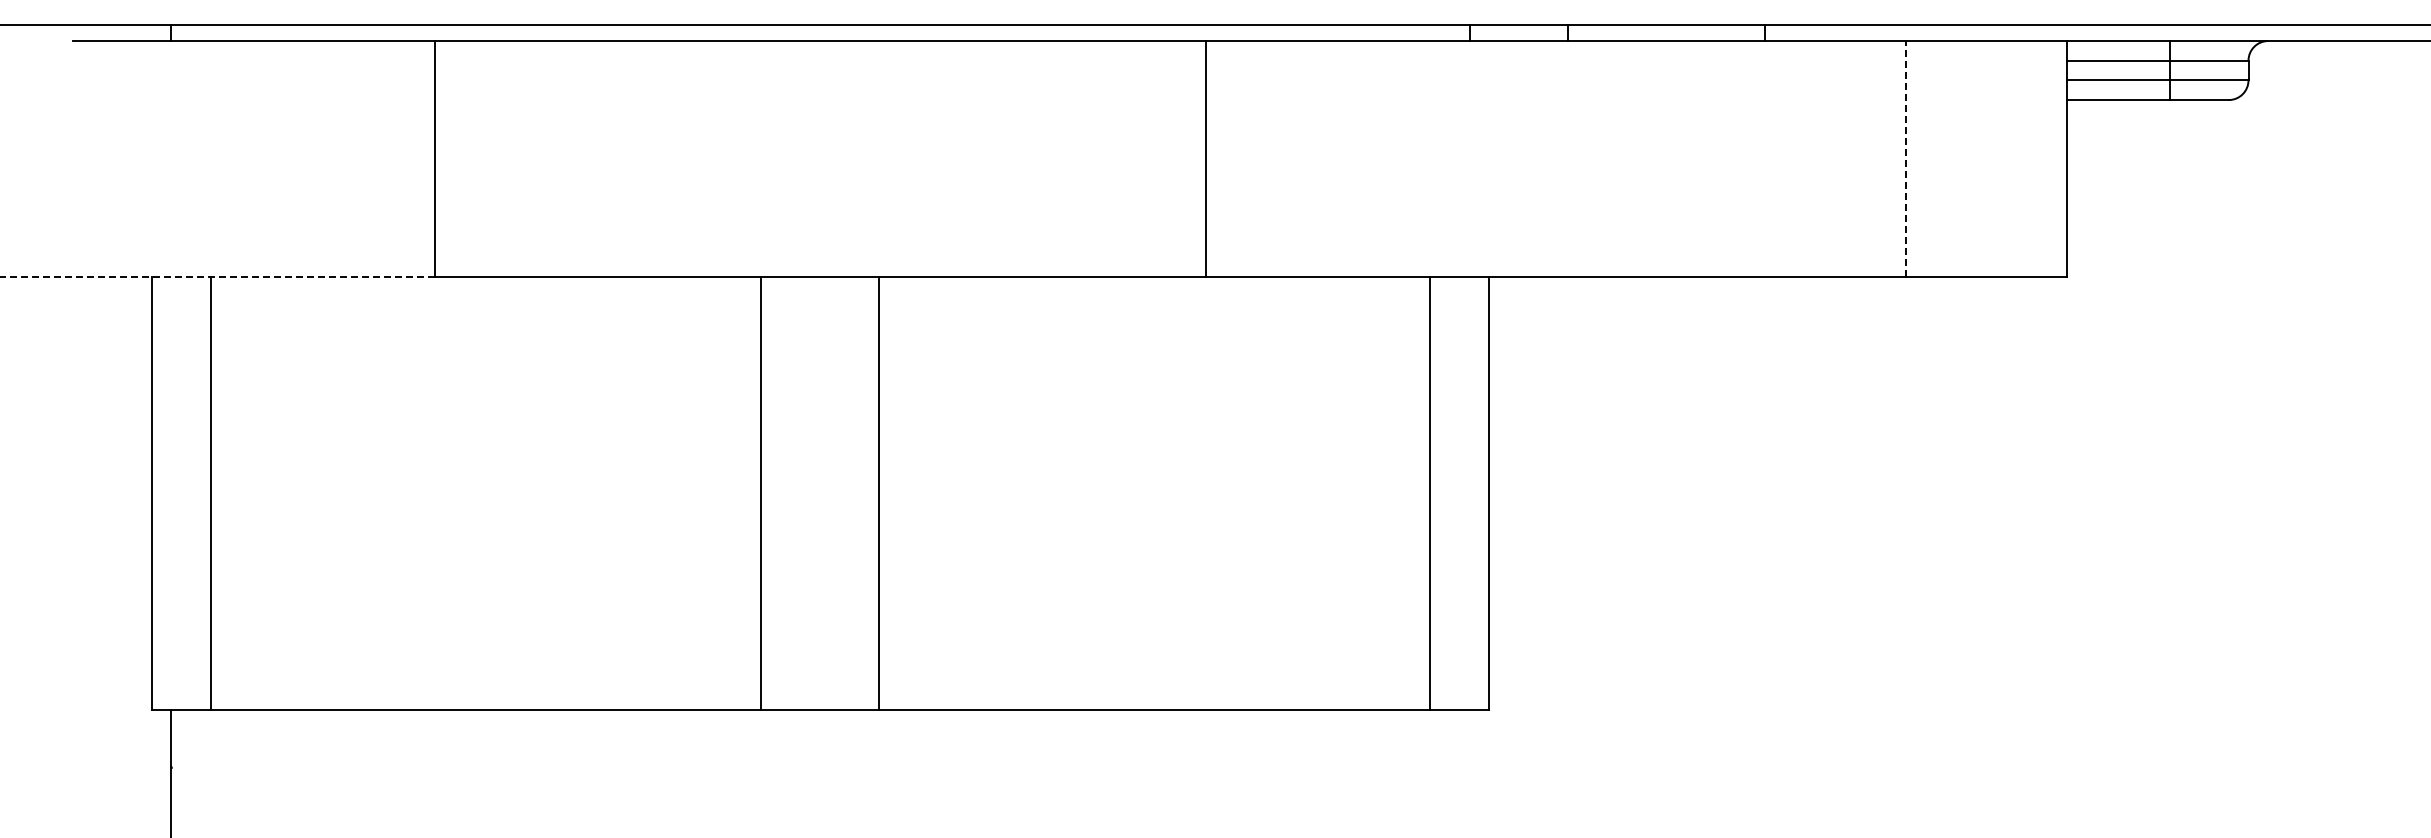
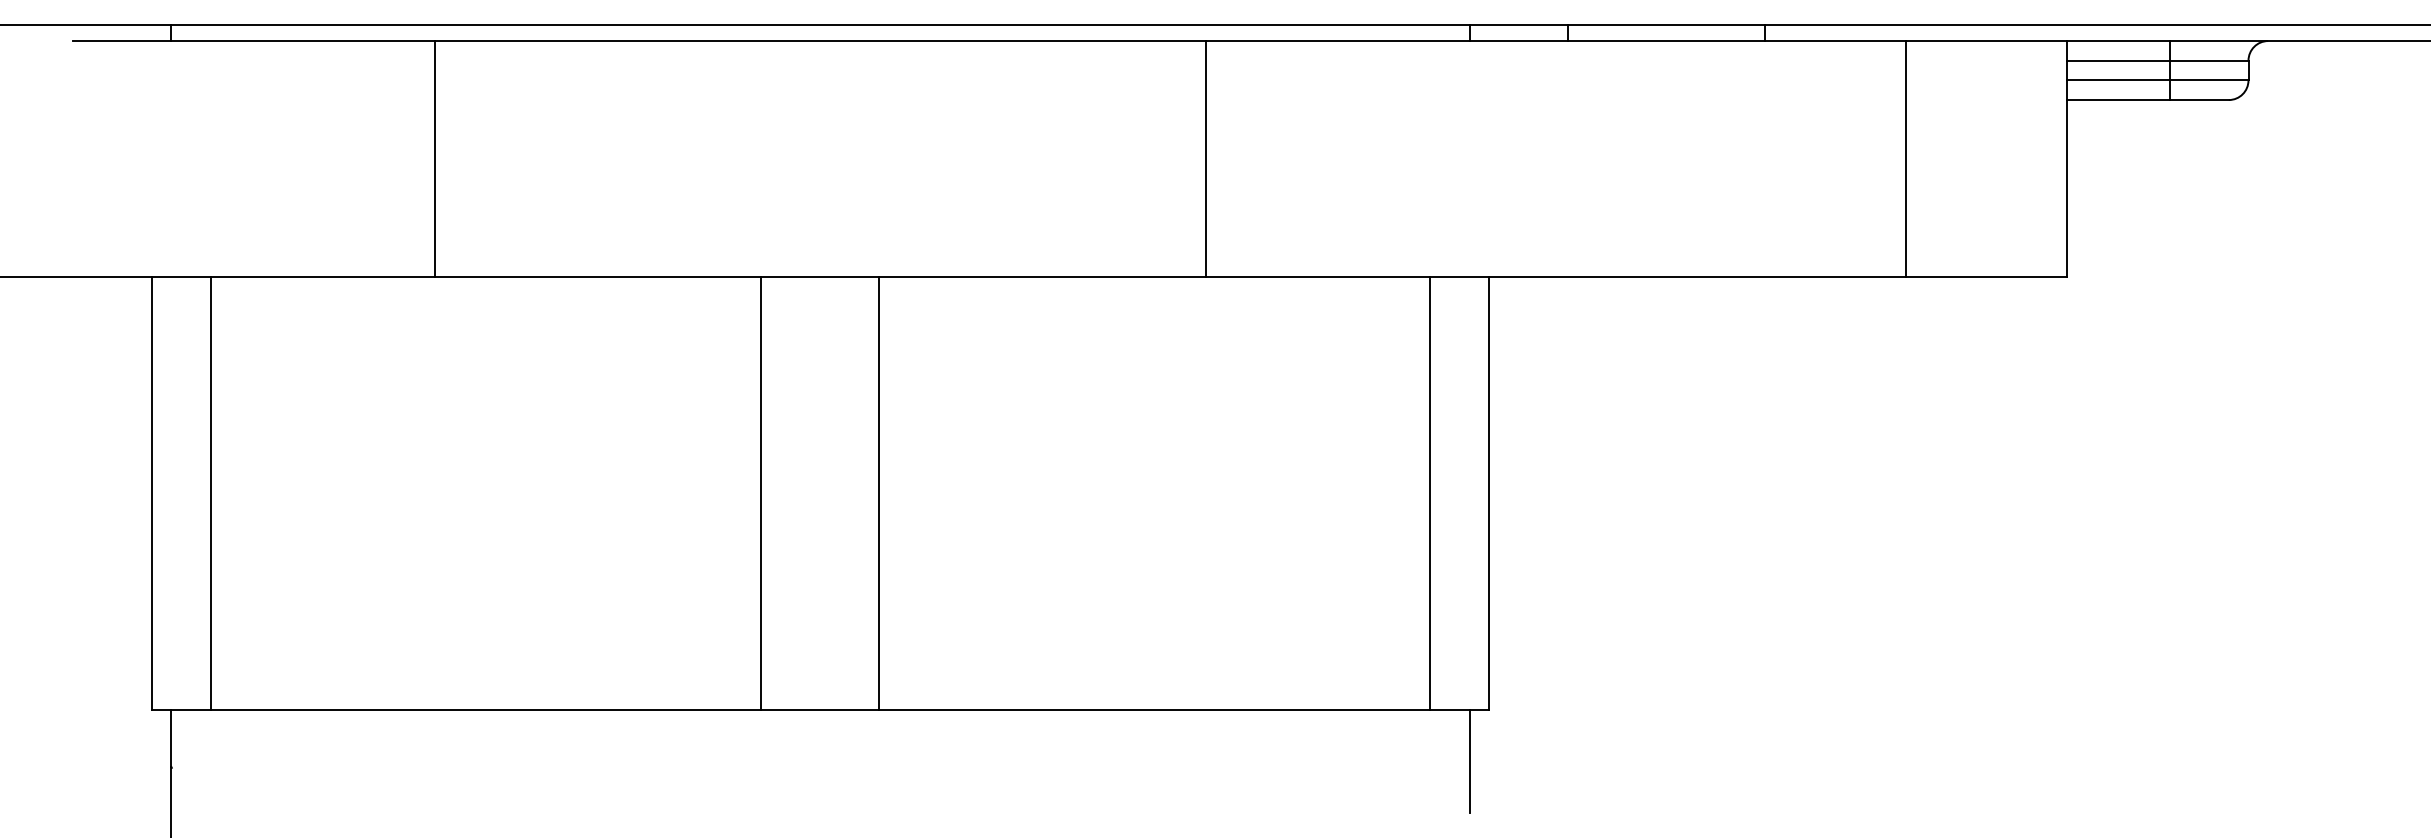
line: dashed -> solid (1906, 158)
line: dashed -> solid (216, 277)
line: none -> present (1469, 760)
